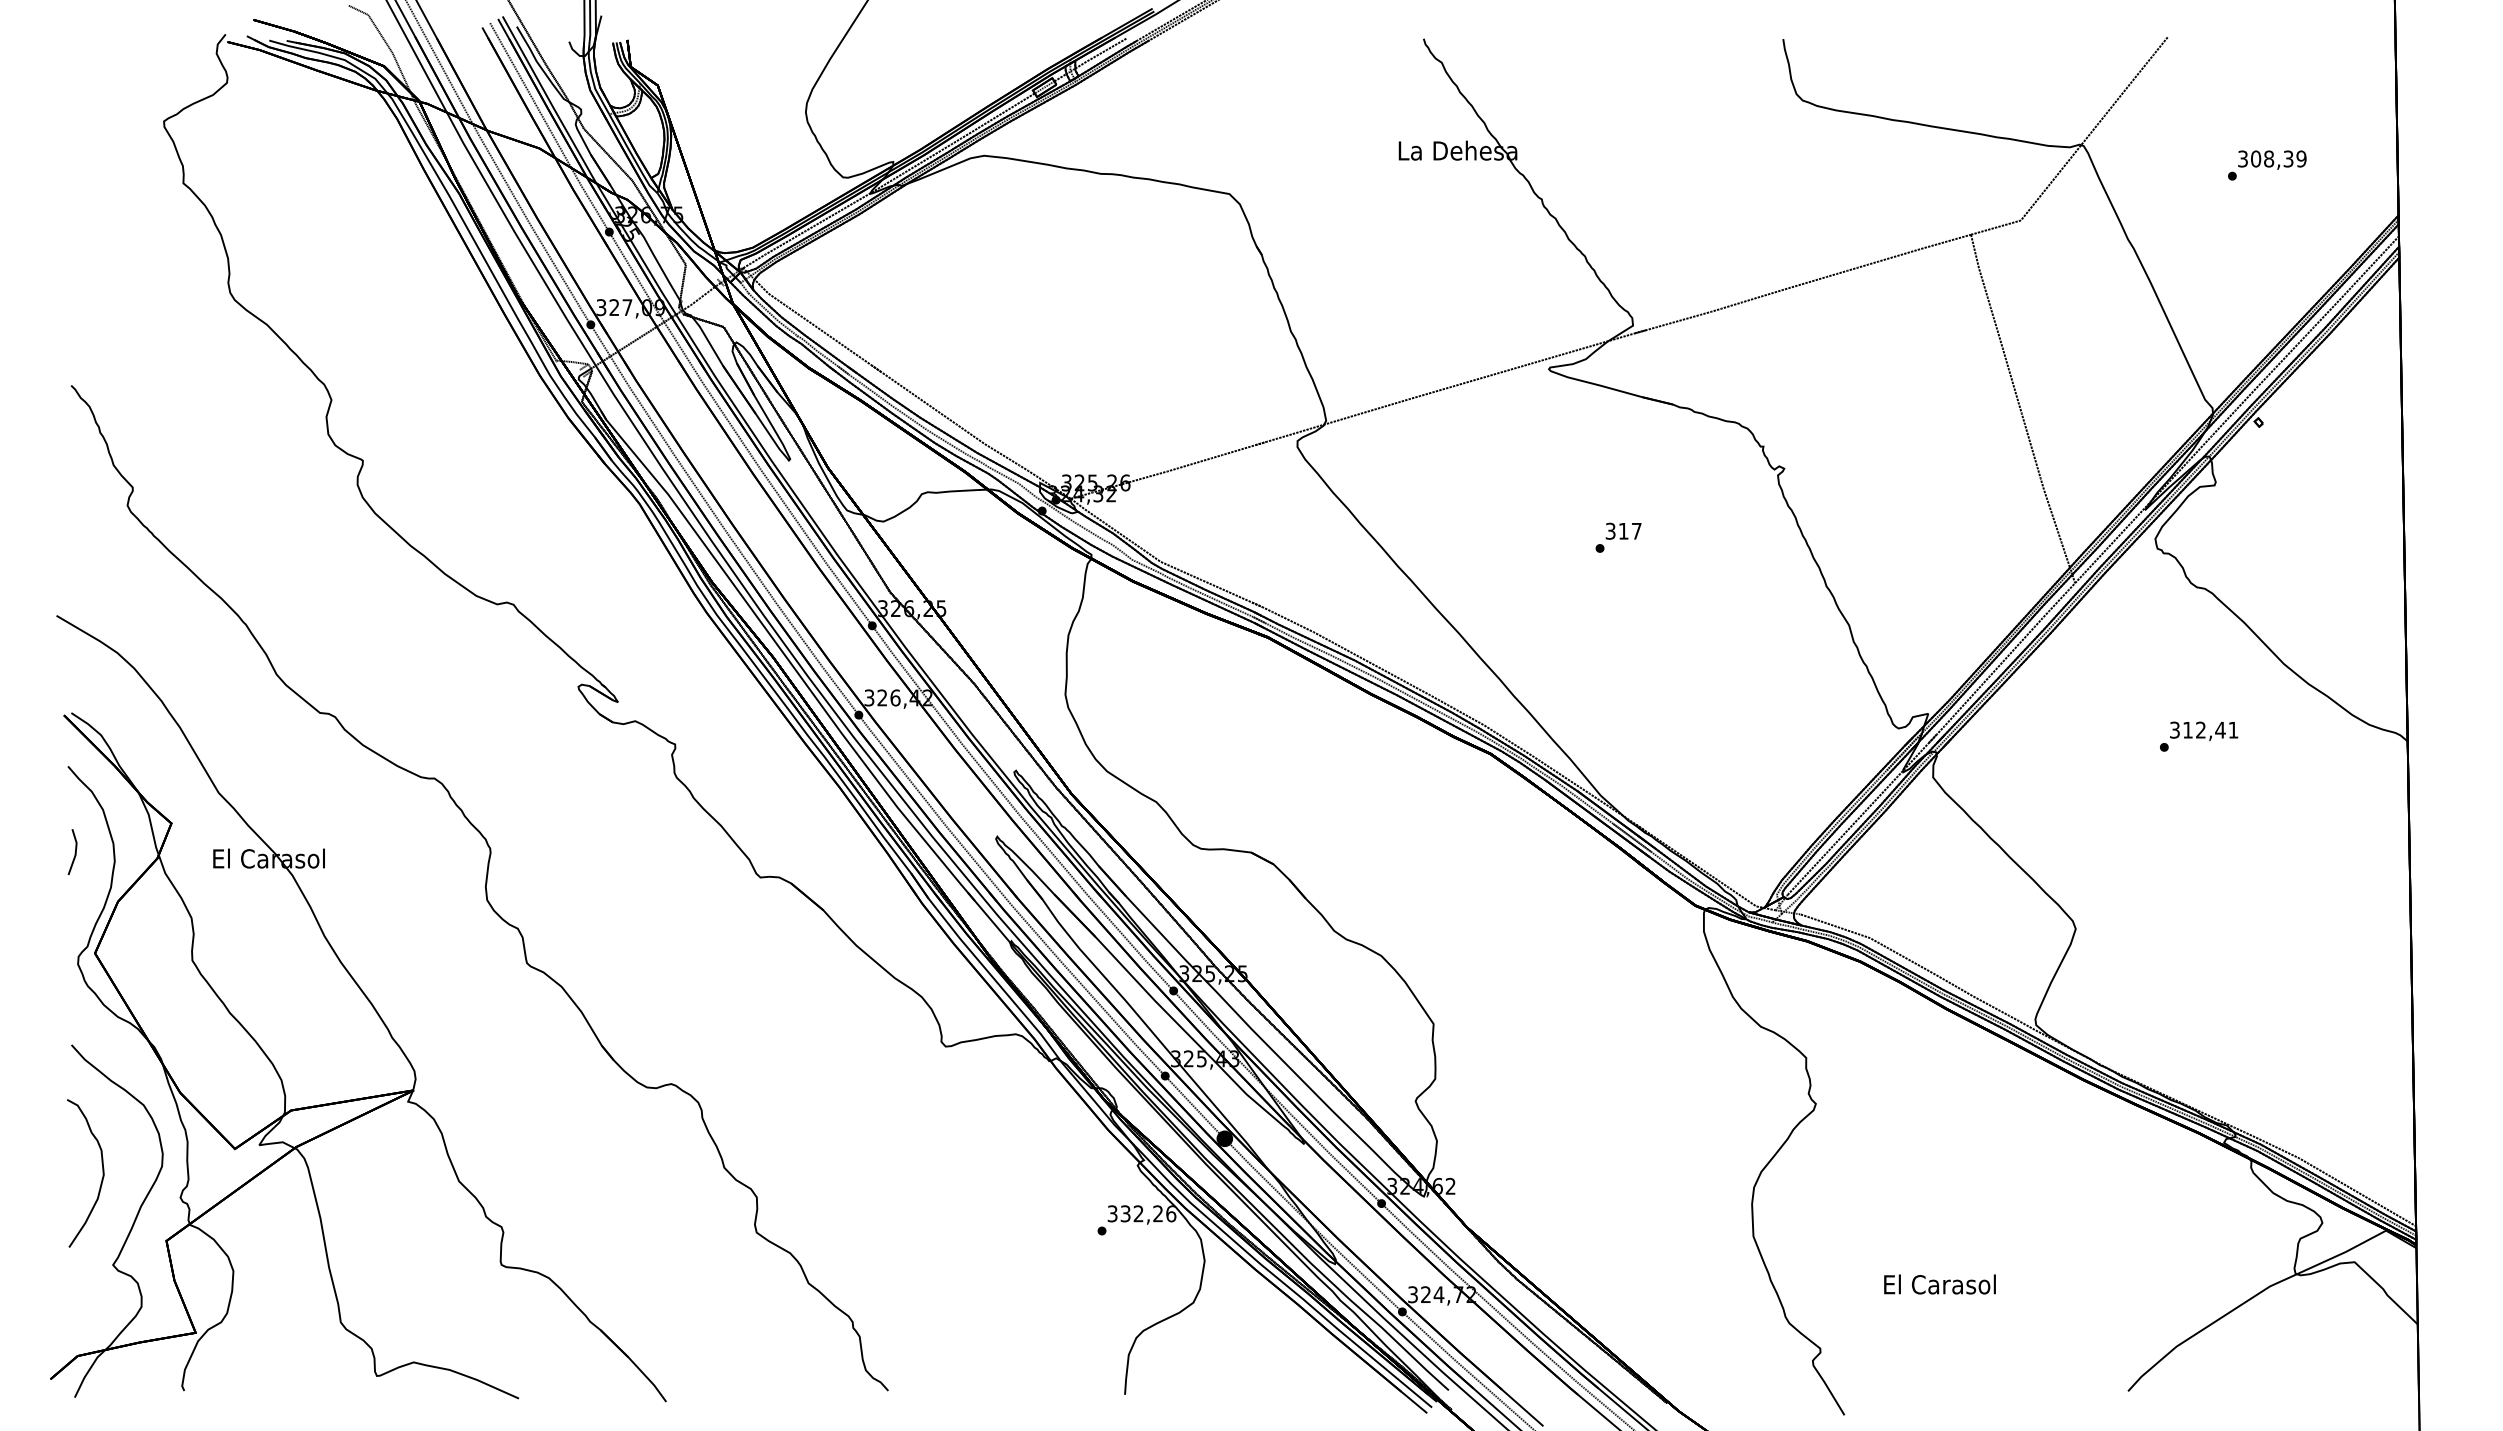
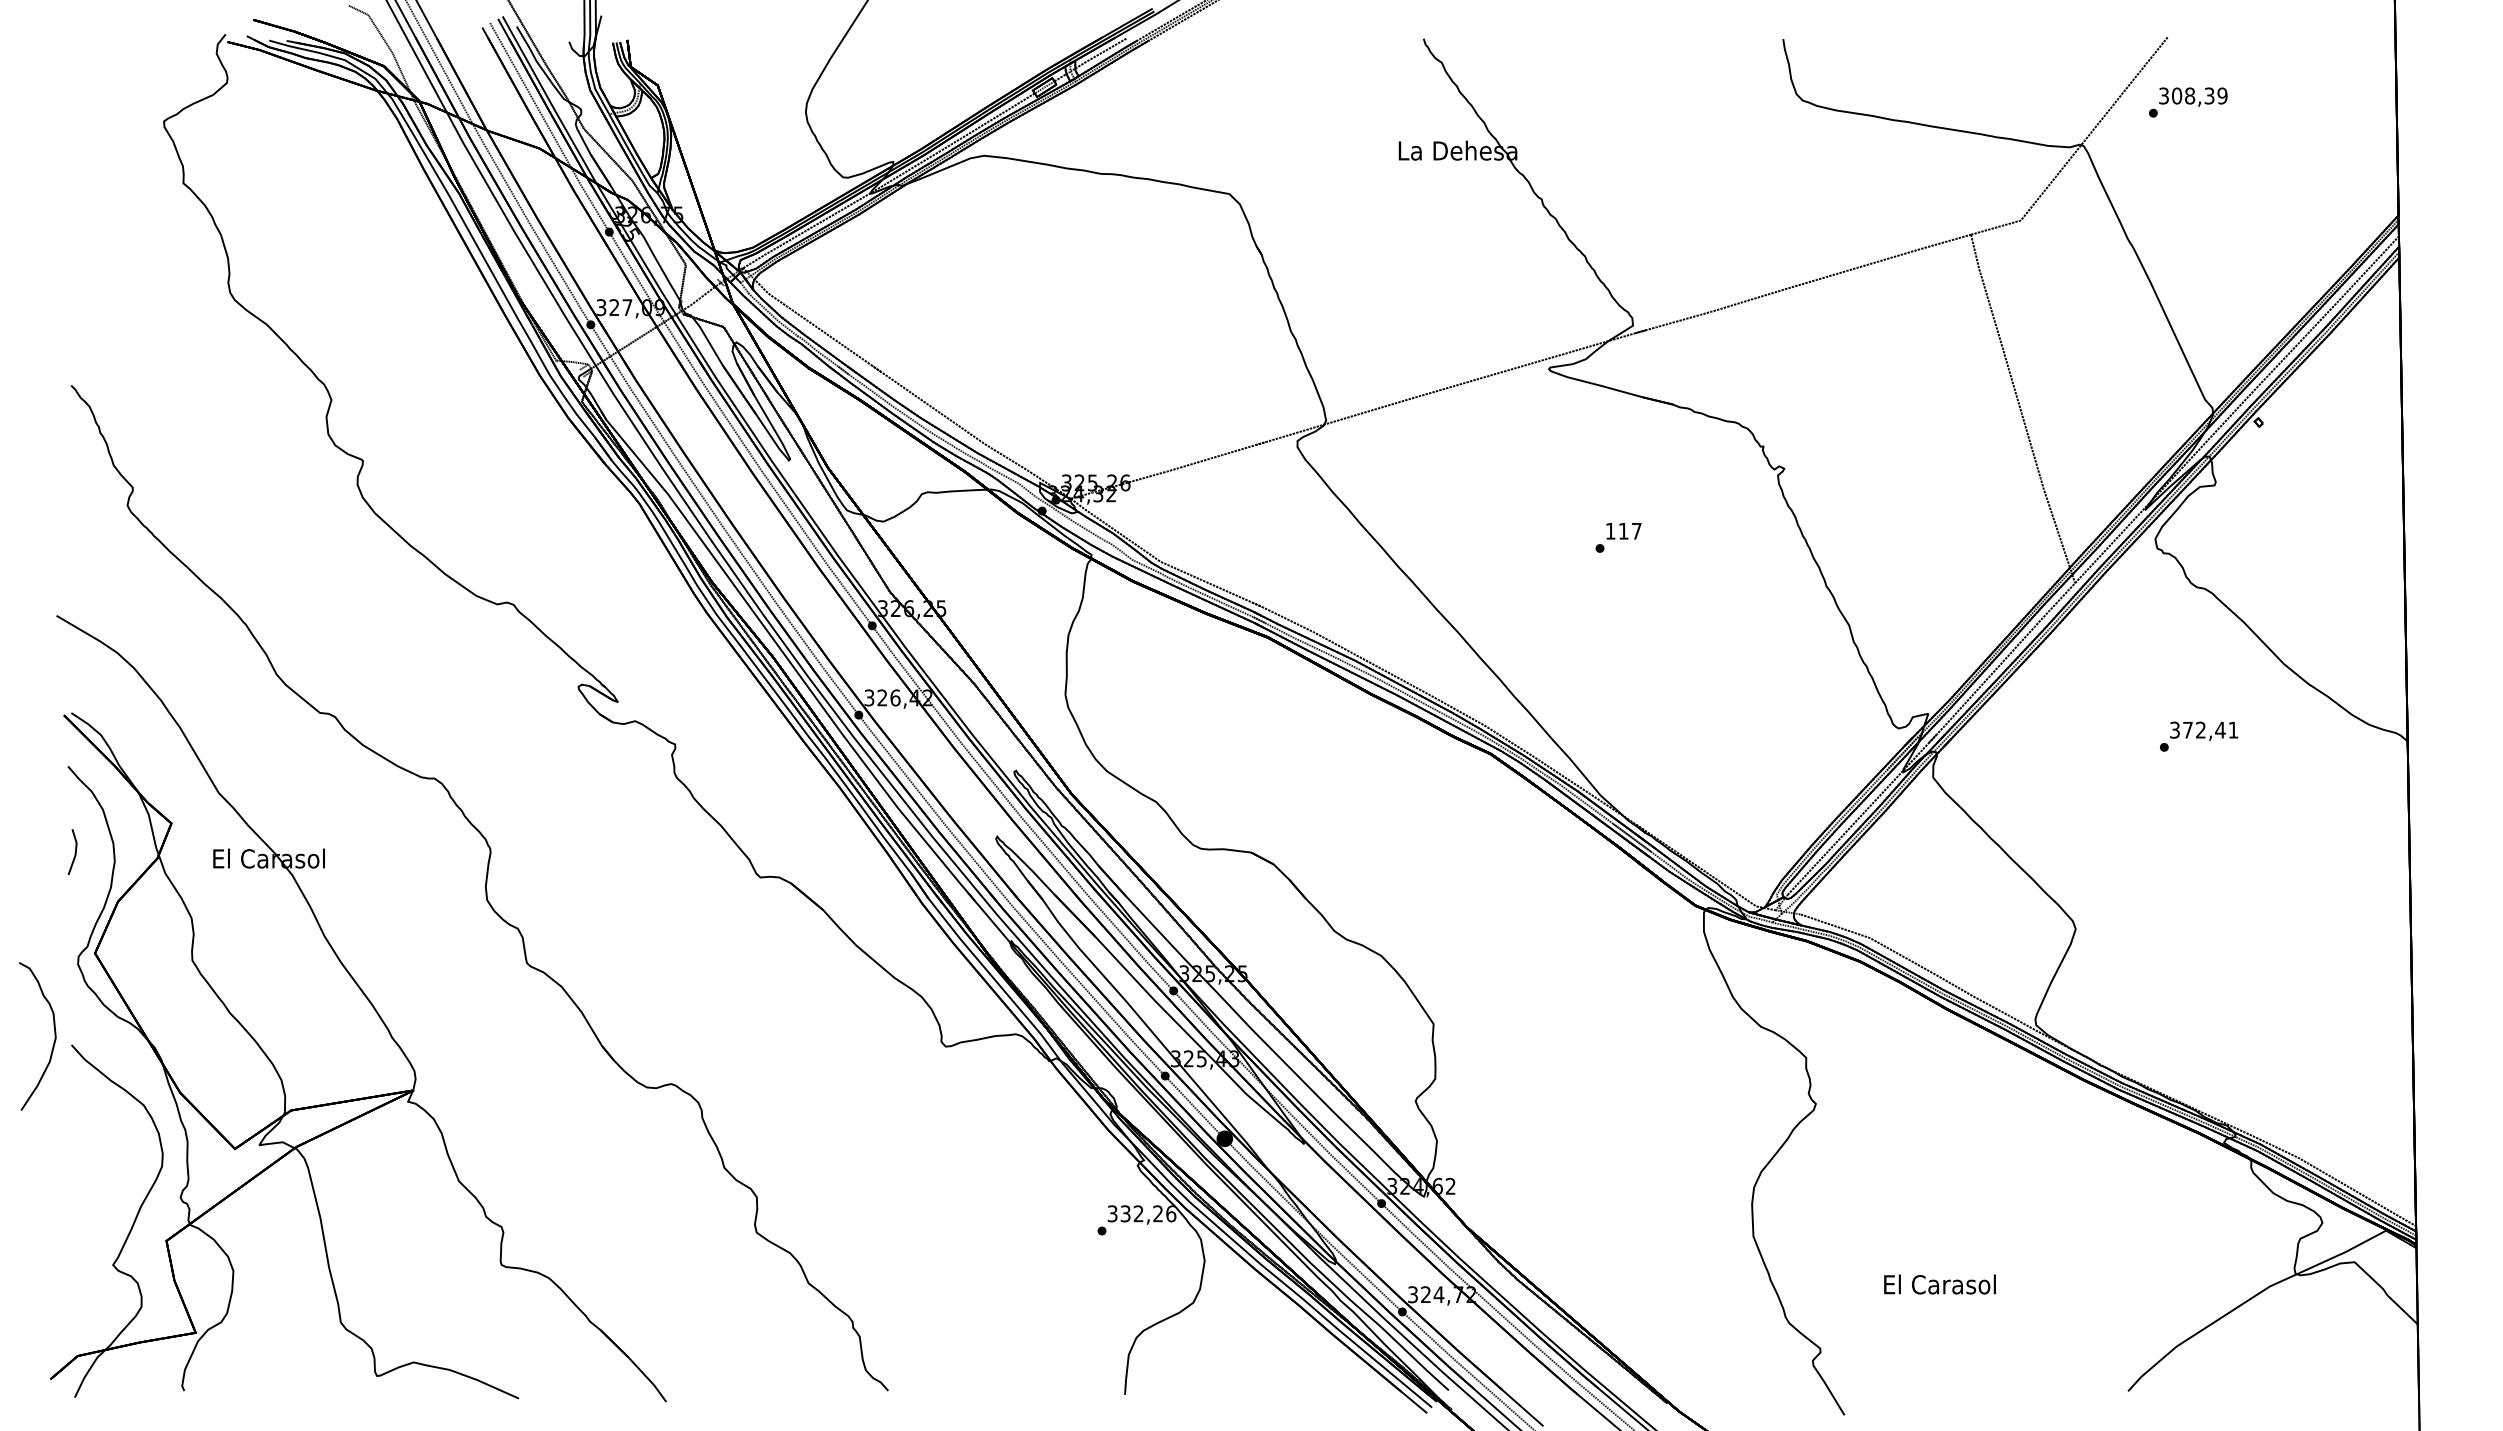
text position: (2267, 165) -> (2188, 102) (2188, 102)
text: 317 -> 117 (1610, 530)
text: 312,41 -> 372,41 (2187, 730)
part position: (102, 1173) -> (54, 1036) (54, 1036)
